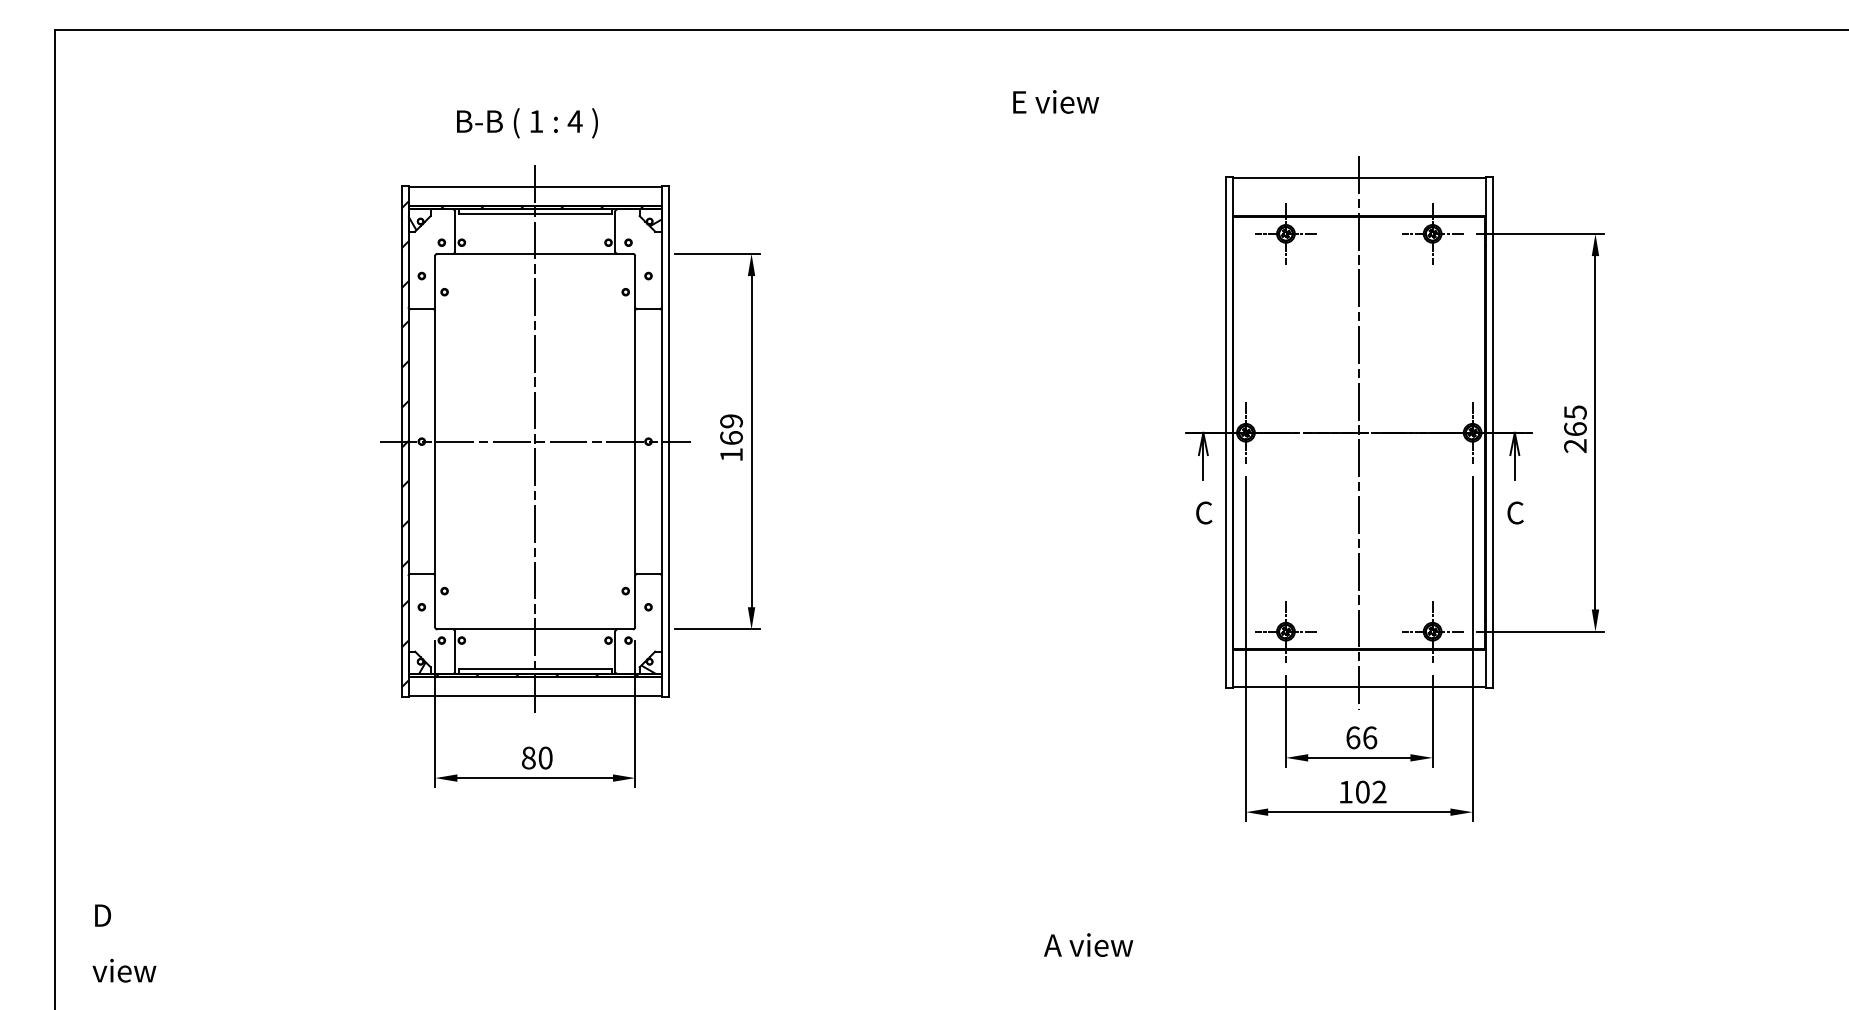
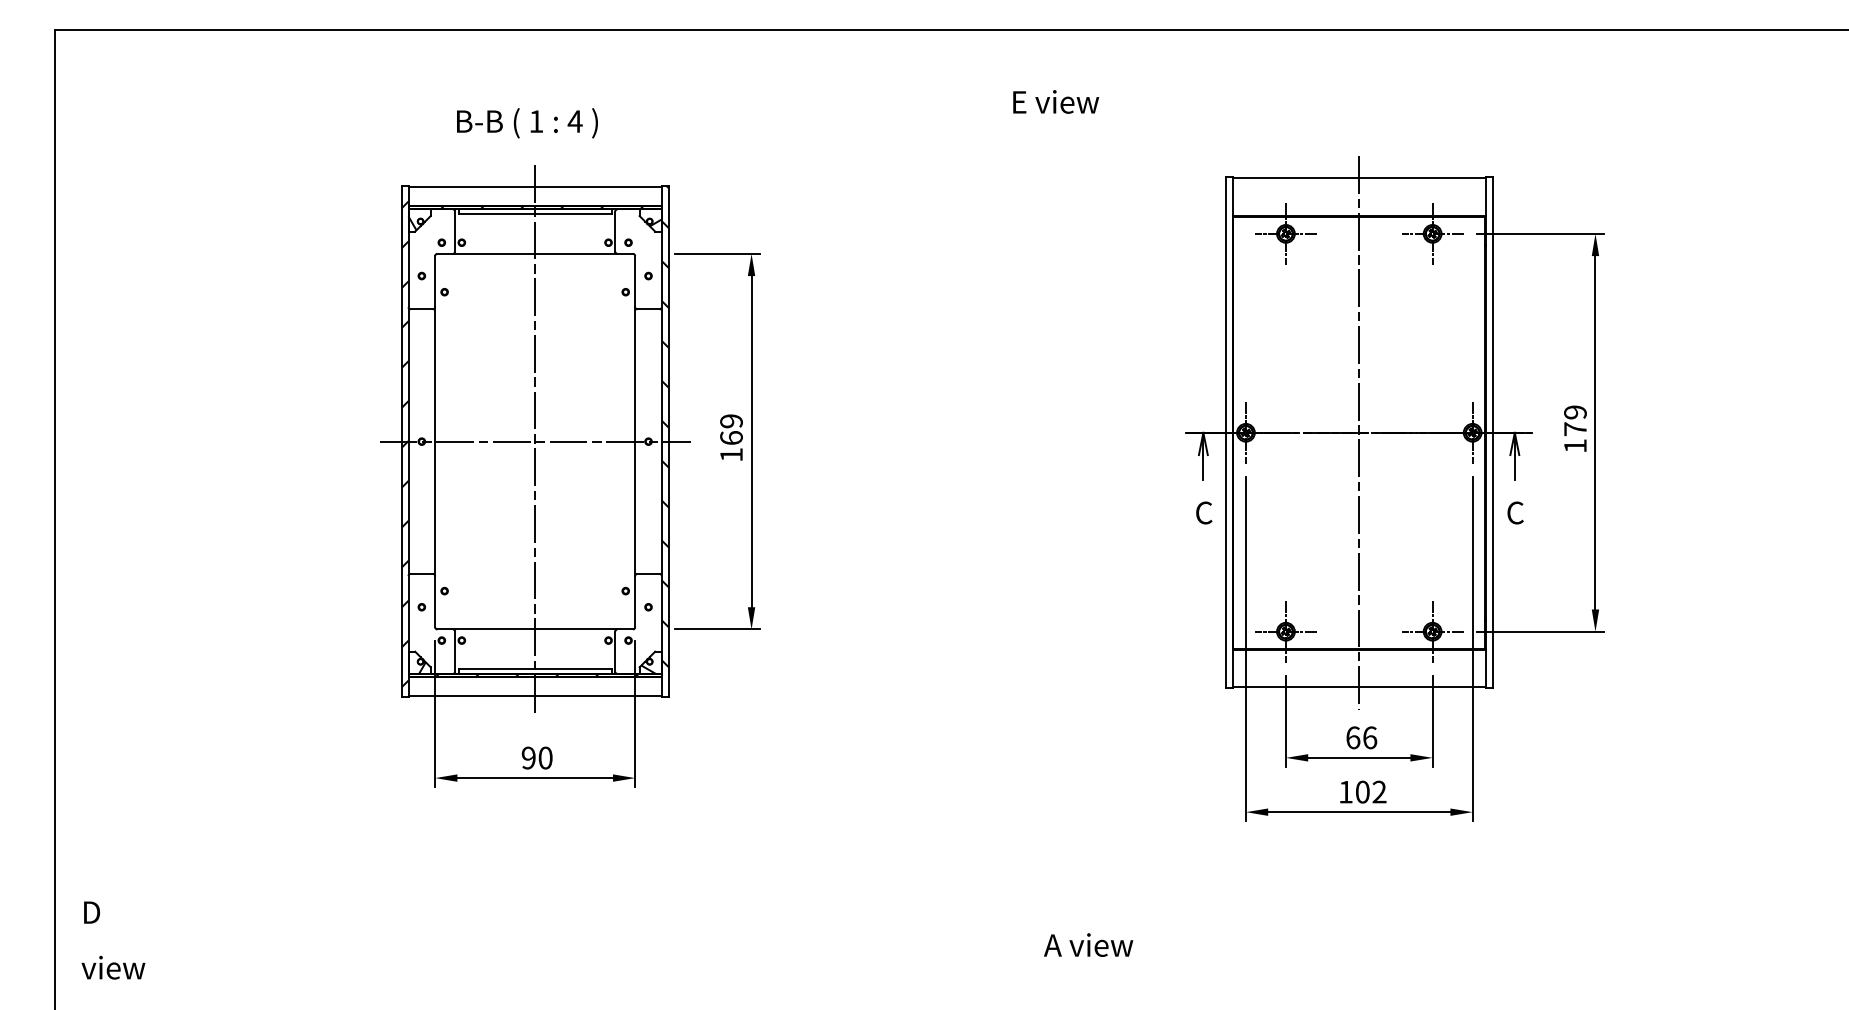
hatch: none -> present (664, 426)
text: 265 -> 179 (1575, 429)
text: 80 -> 90 (528, 757)
text position: (124, 943) -> (113, 940) (113, 940)
